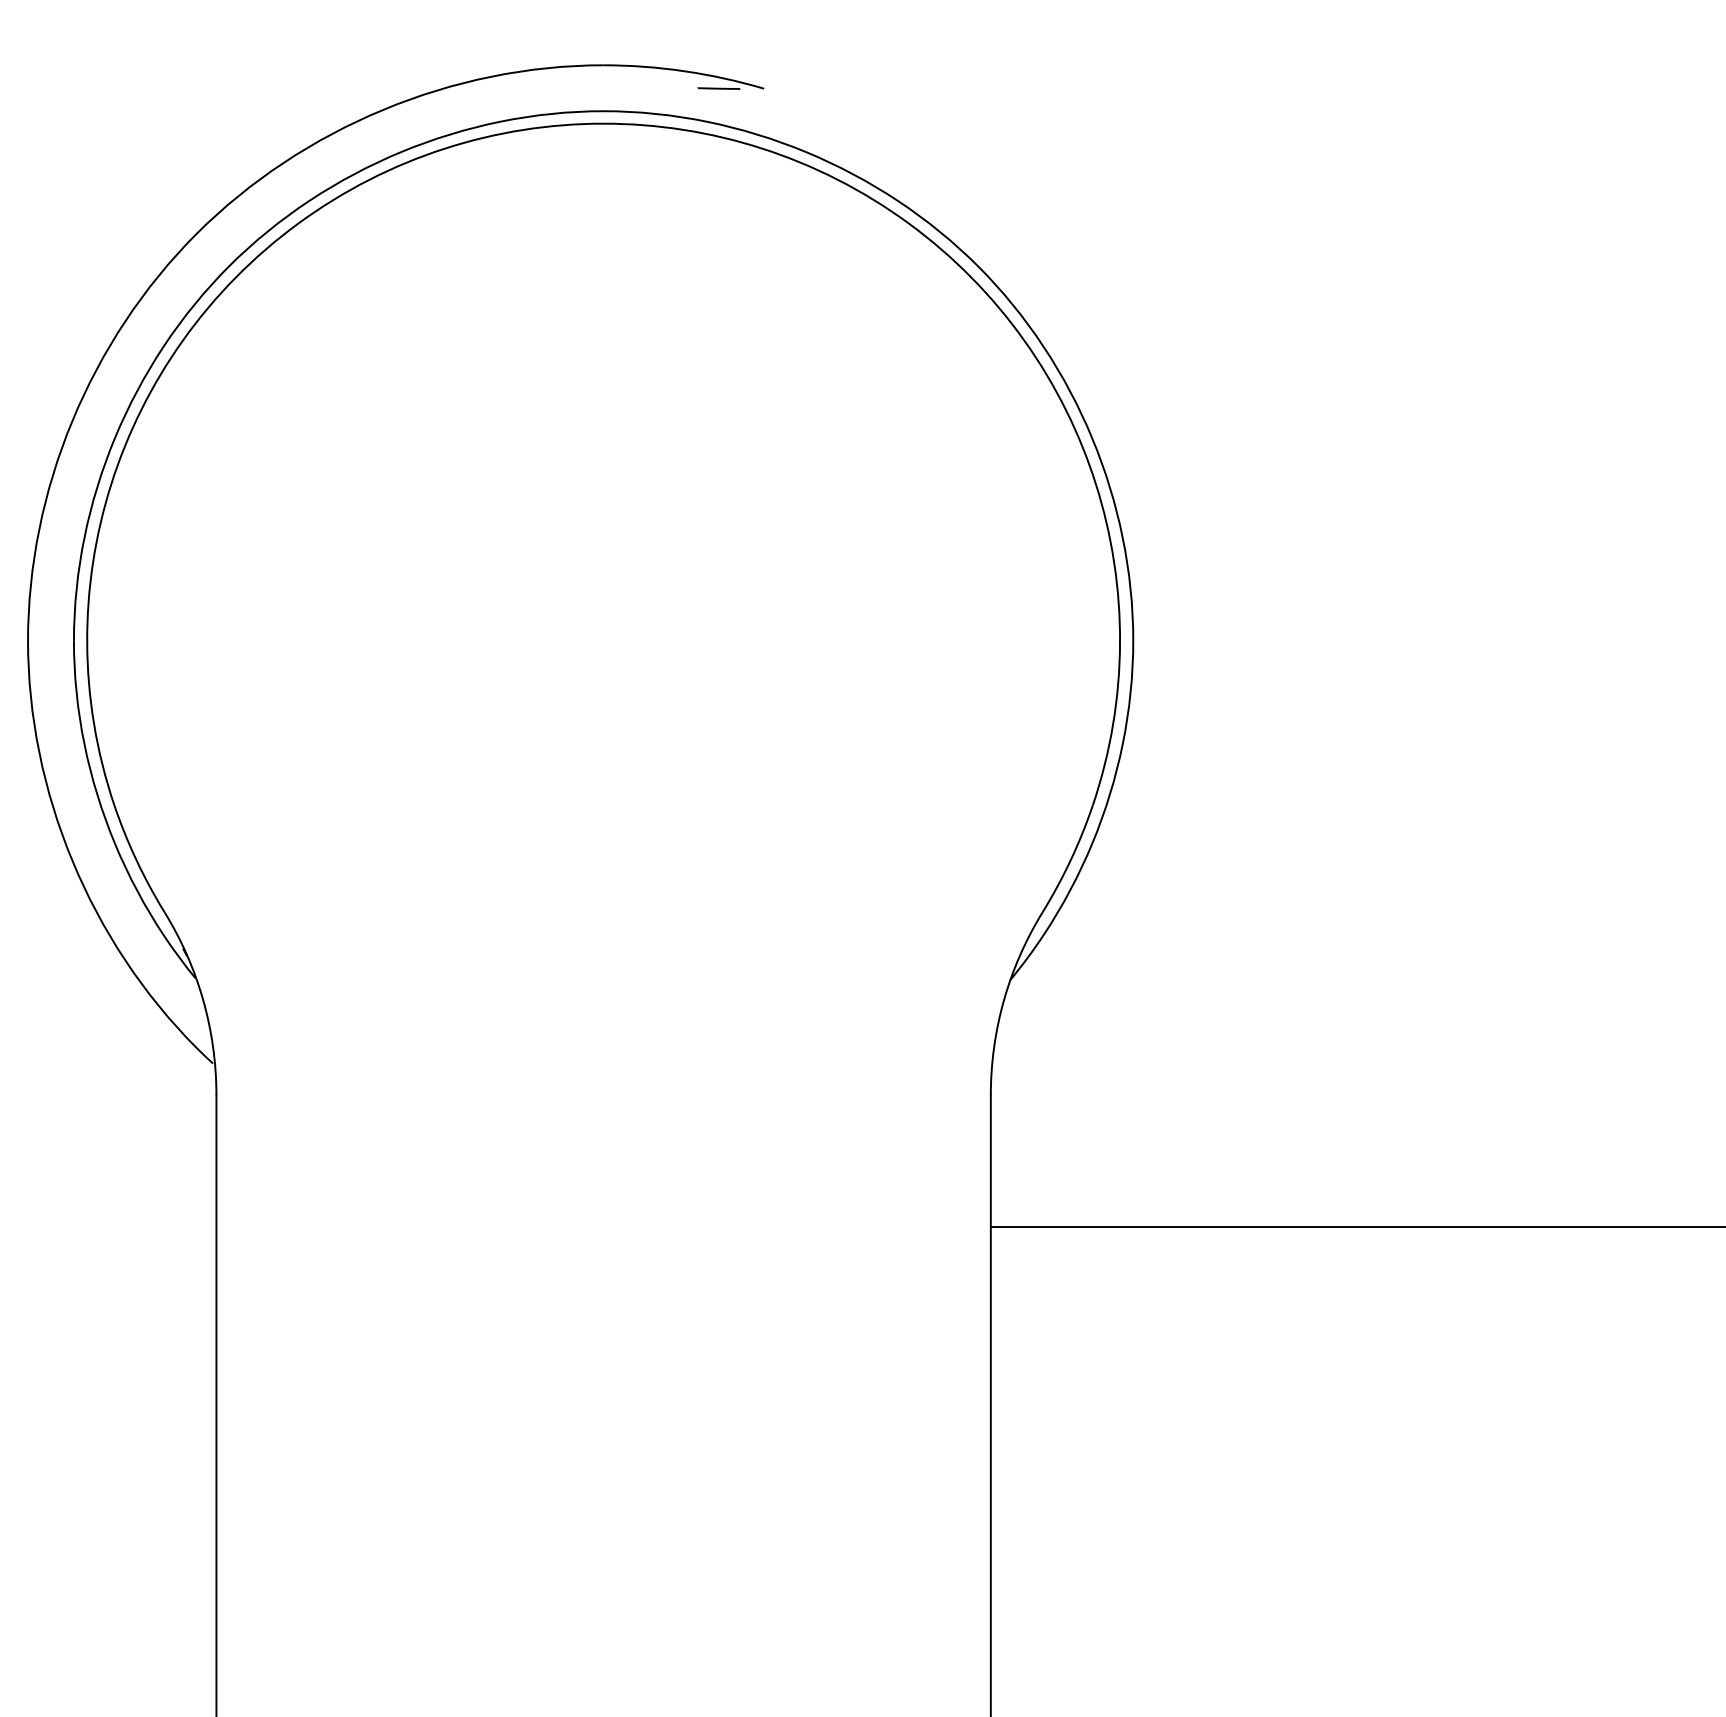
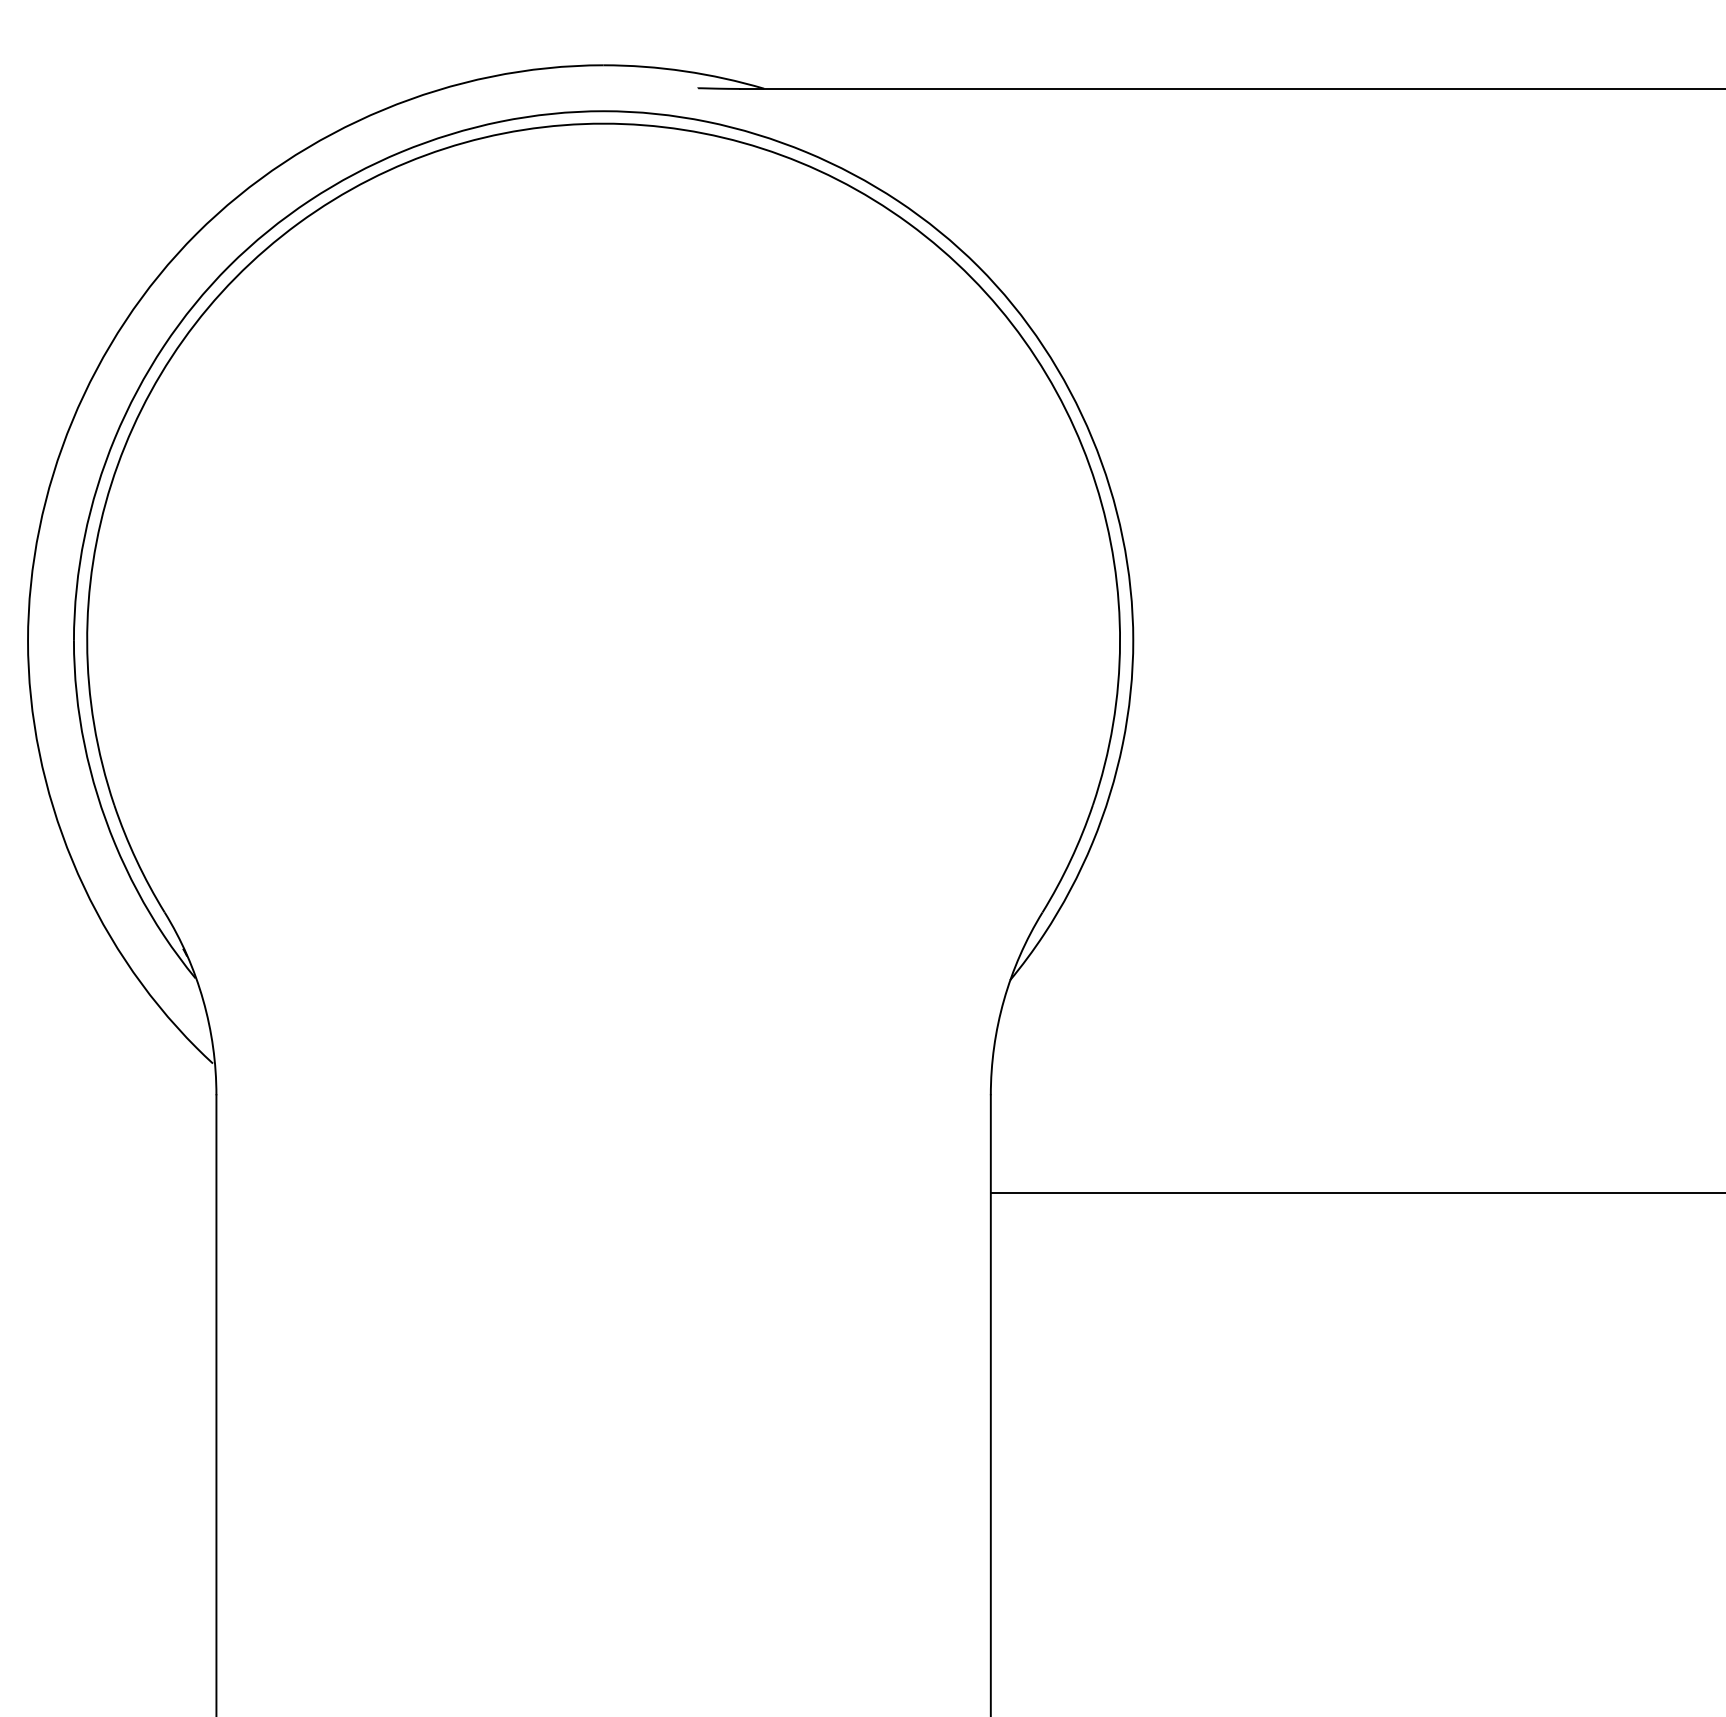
line: none -> present (1231, 88)
line position: (1356, 1226) -> (1356, 1192) (1356, 1192)
